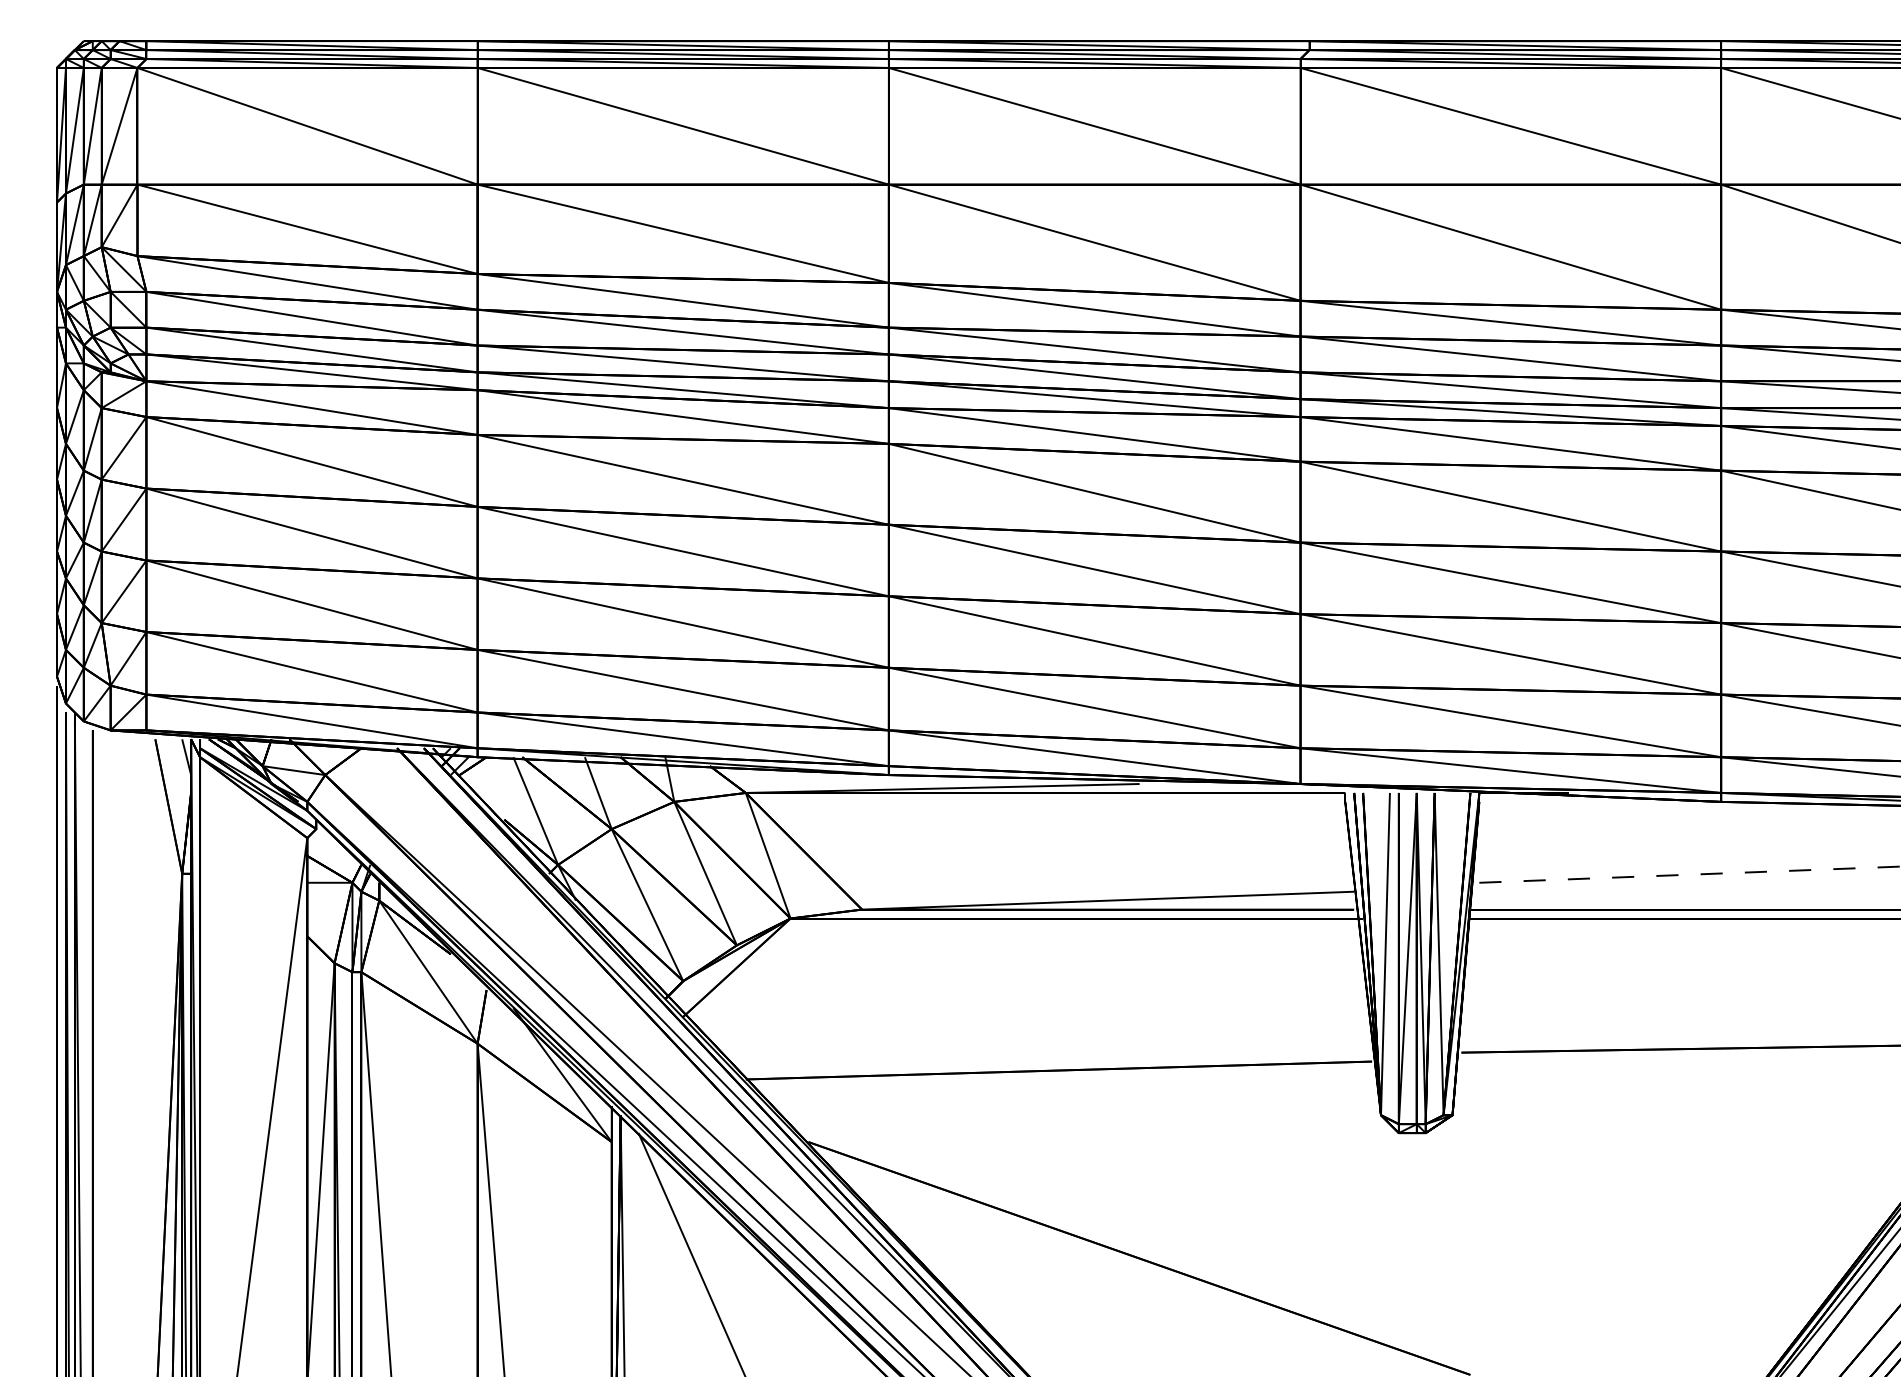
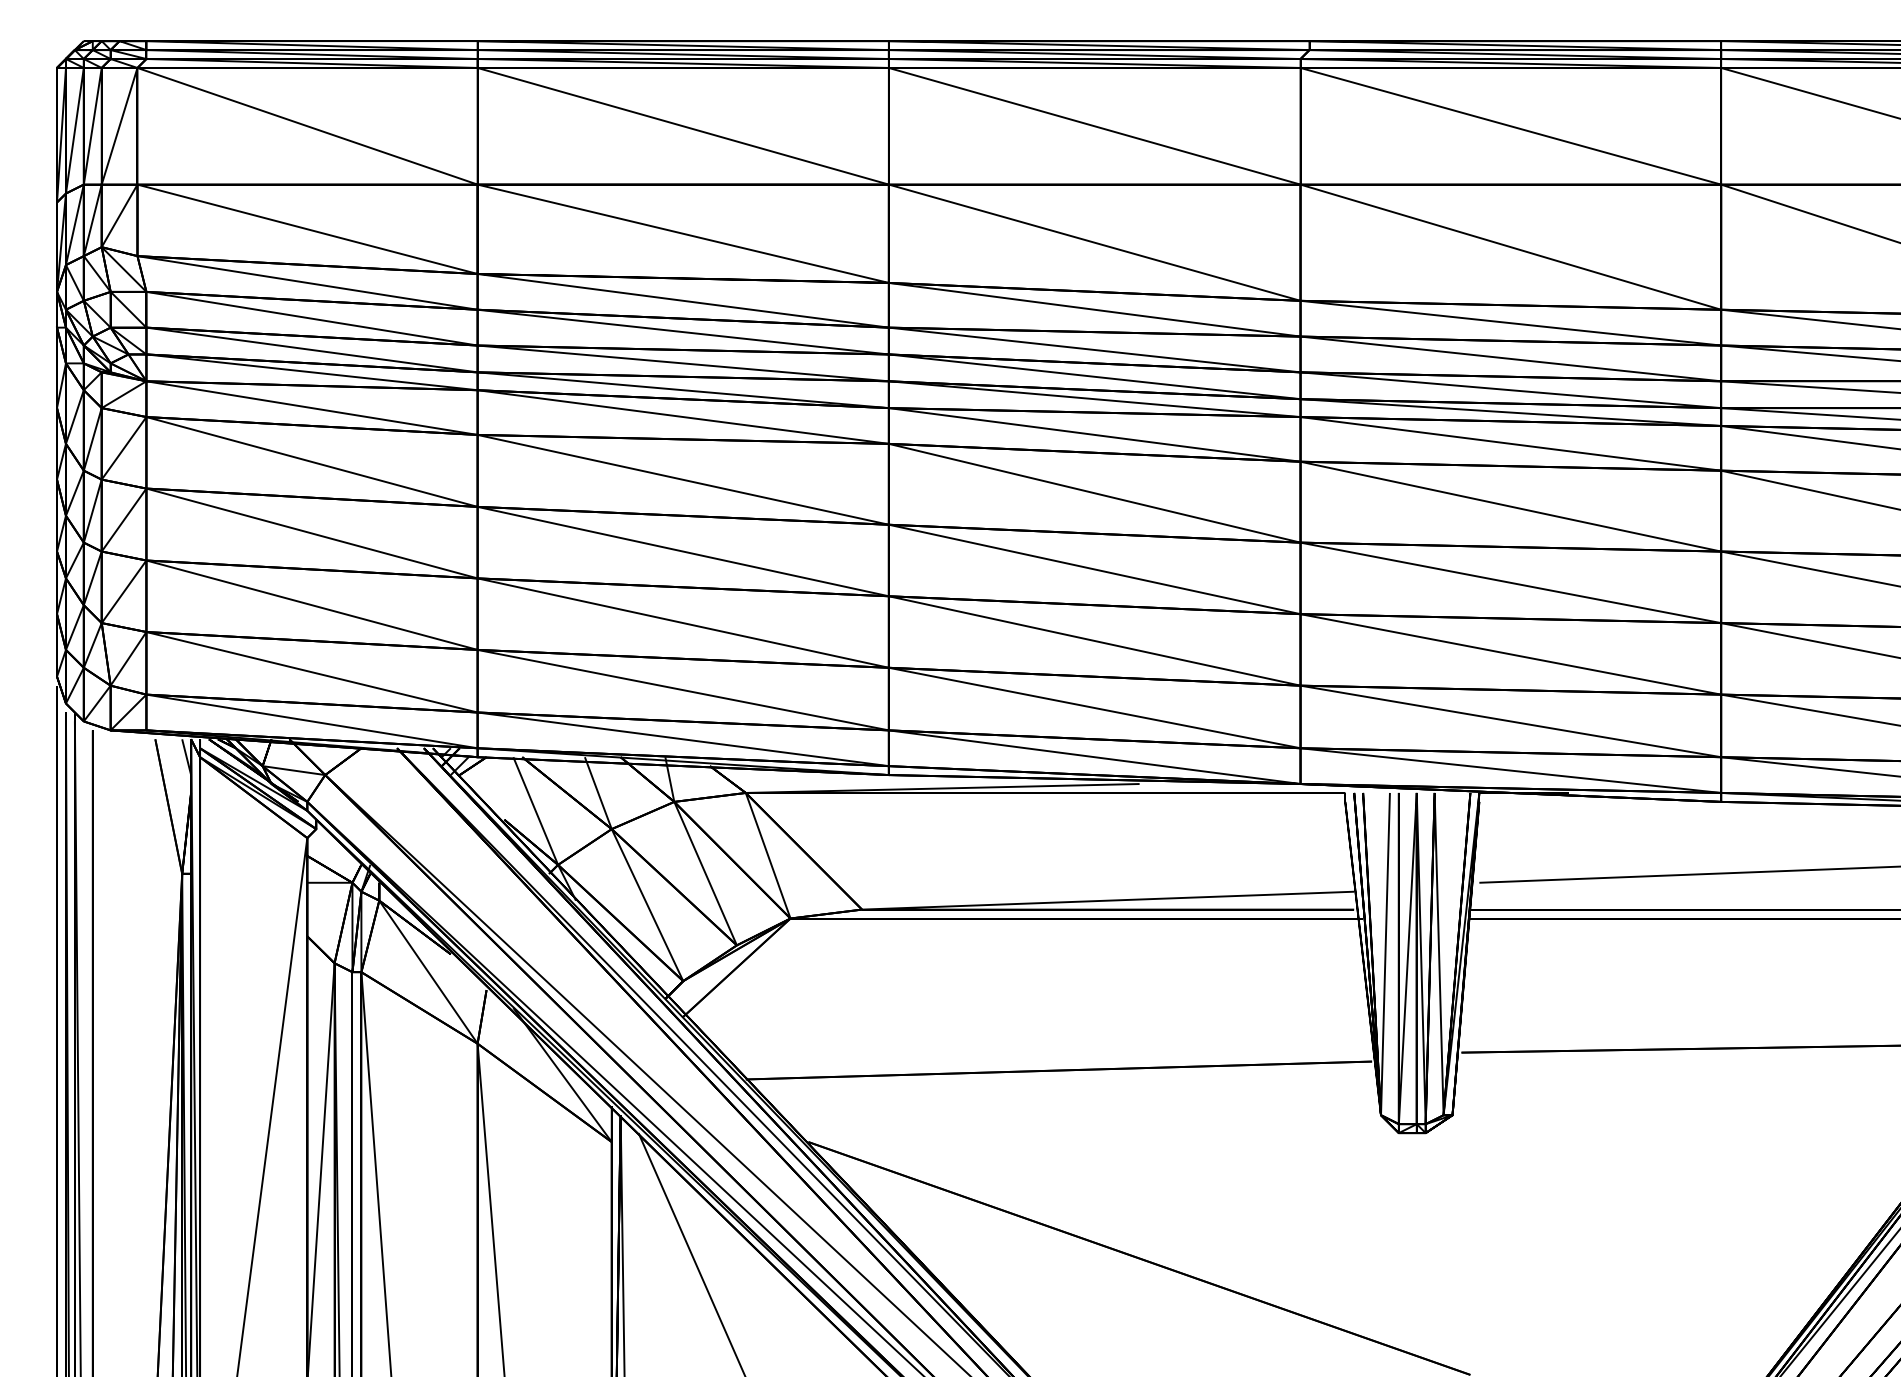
line: dashed -> solid (1689, 874)
